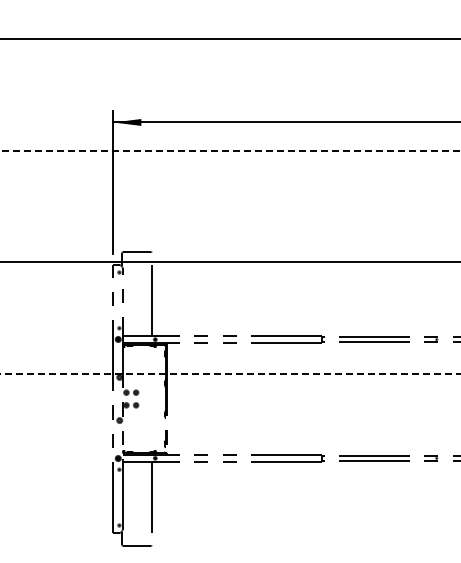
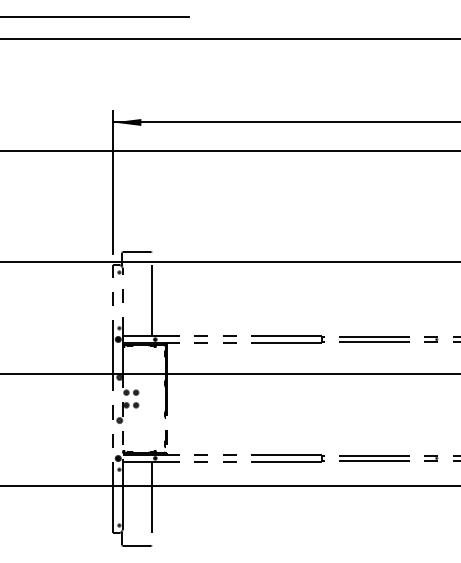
line: none -> present (95, 16)
line: dashed -> solid (230, 150)
line: dashed -> solid (230, 374)
line: none -> present (229, 485)
